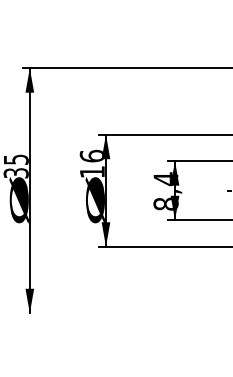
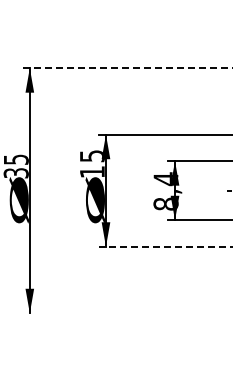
line: solid -> dashed (127, 68)
text: 16 -> 15 (91, 155)
line: solid -> dashed (165, 246)
